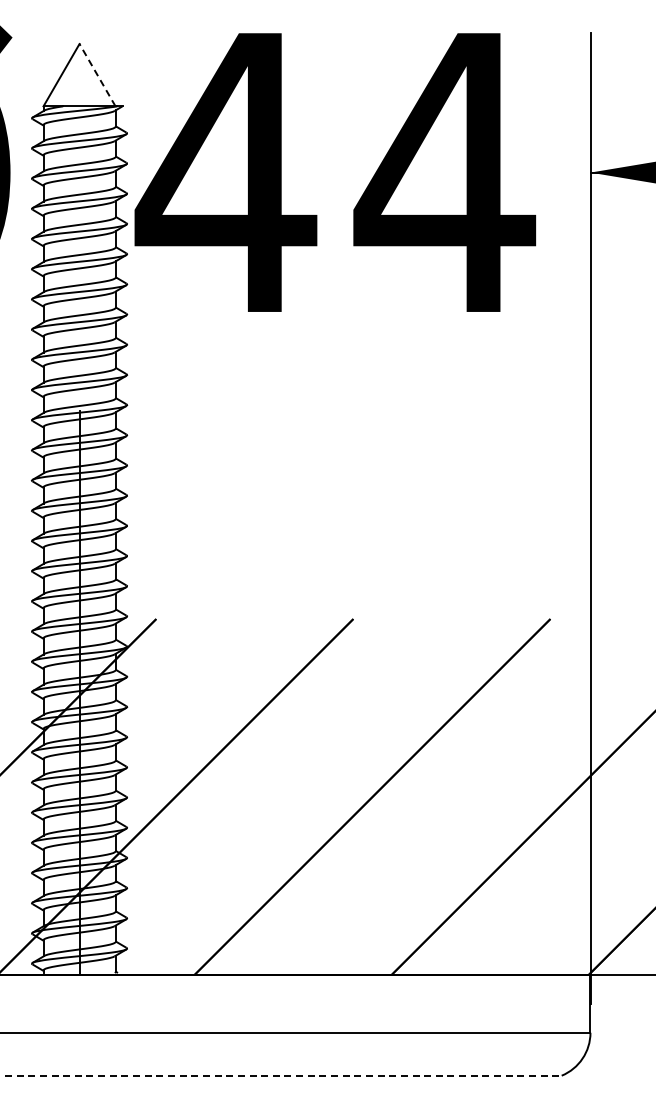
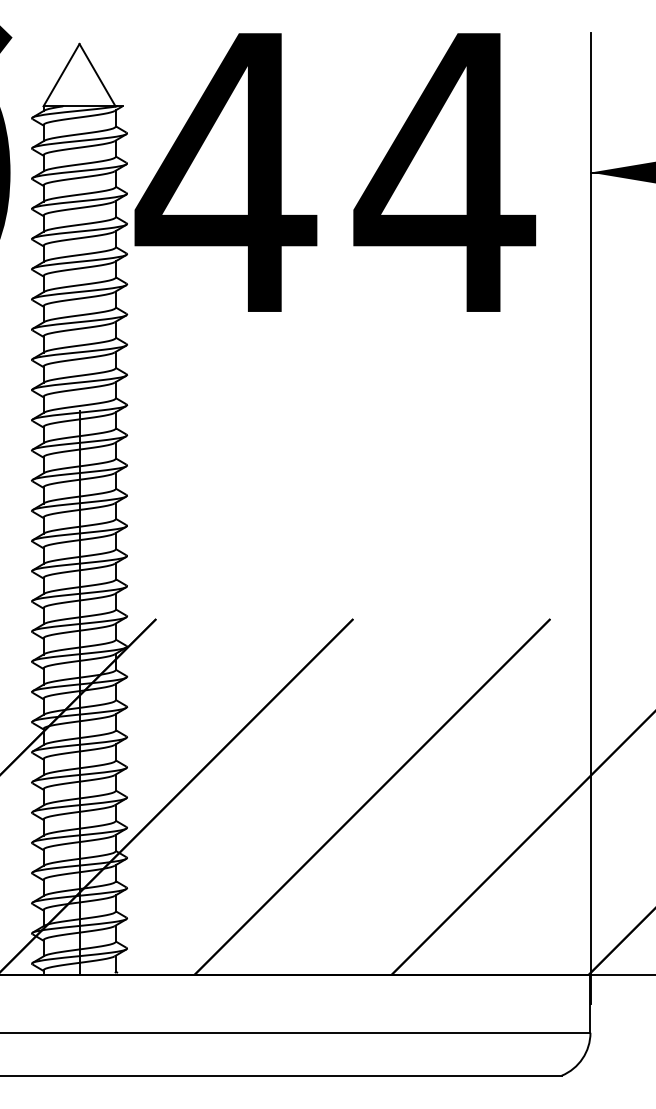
line: dashed -> solid (97, 75)
line: dashed -> solid (280, 1075)
